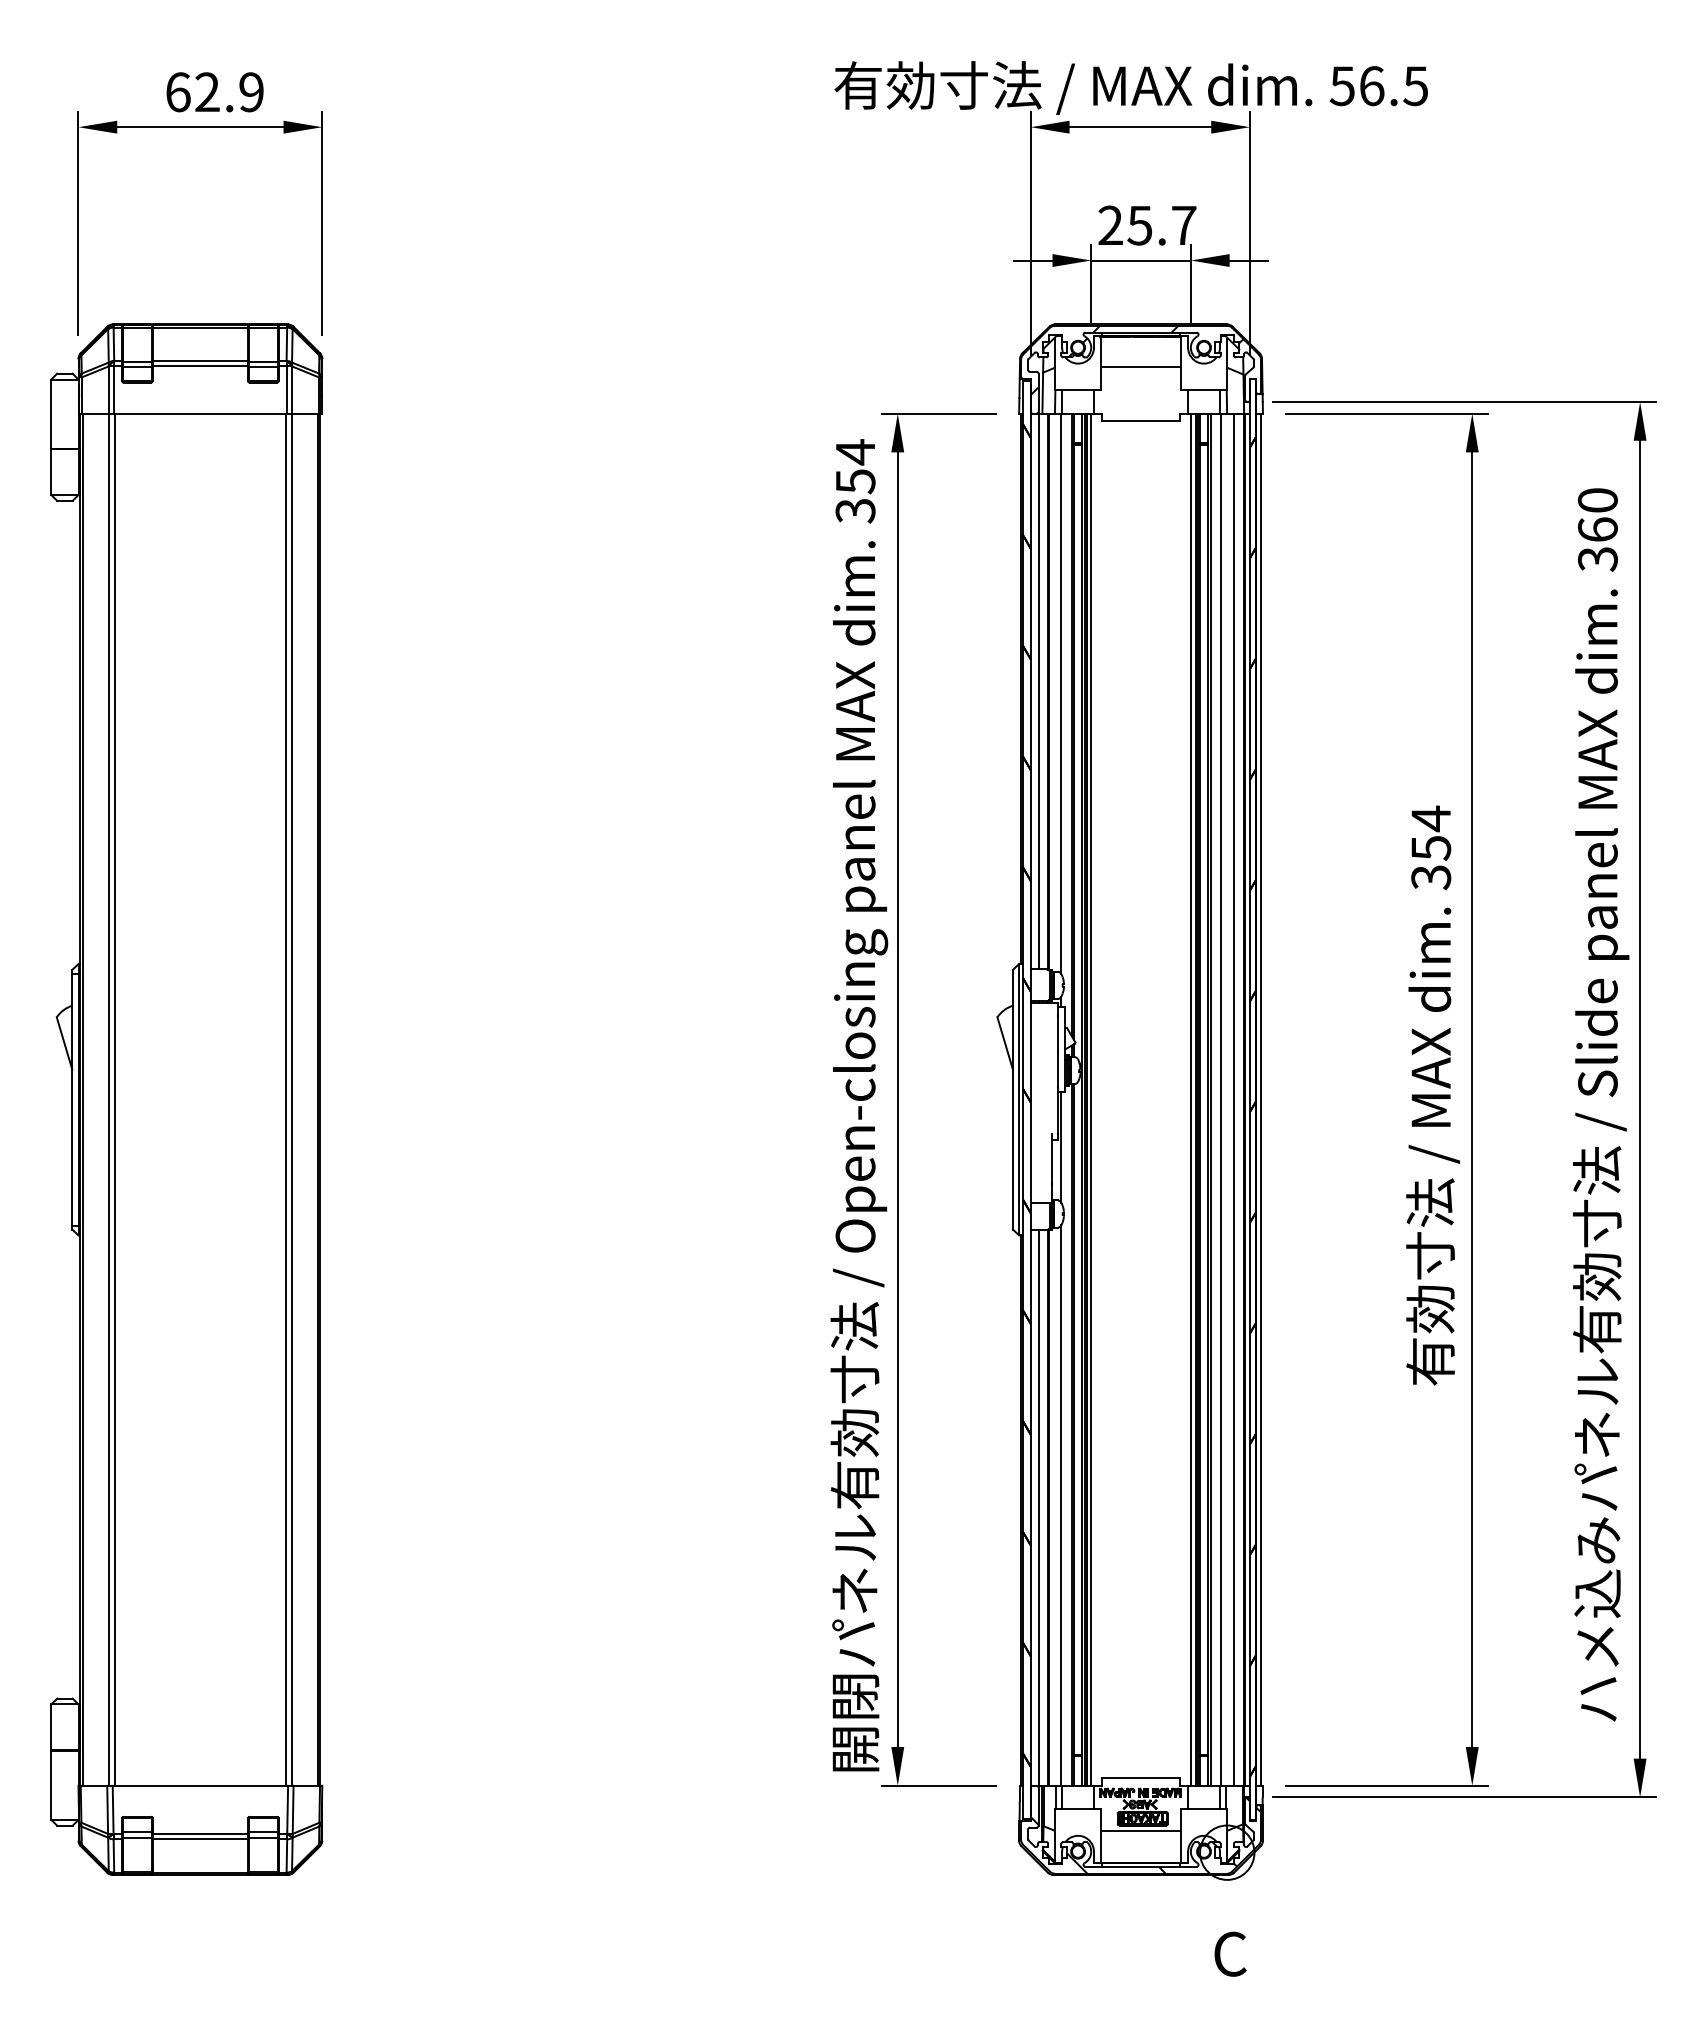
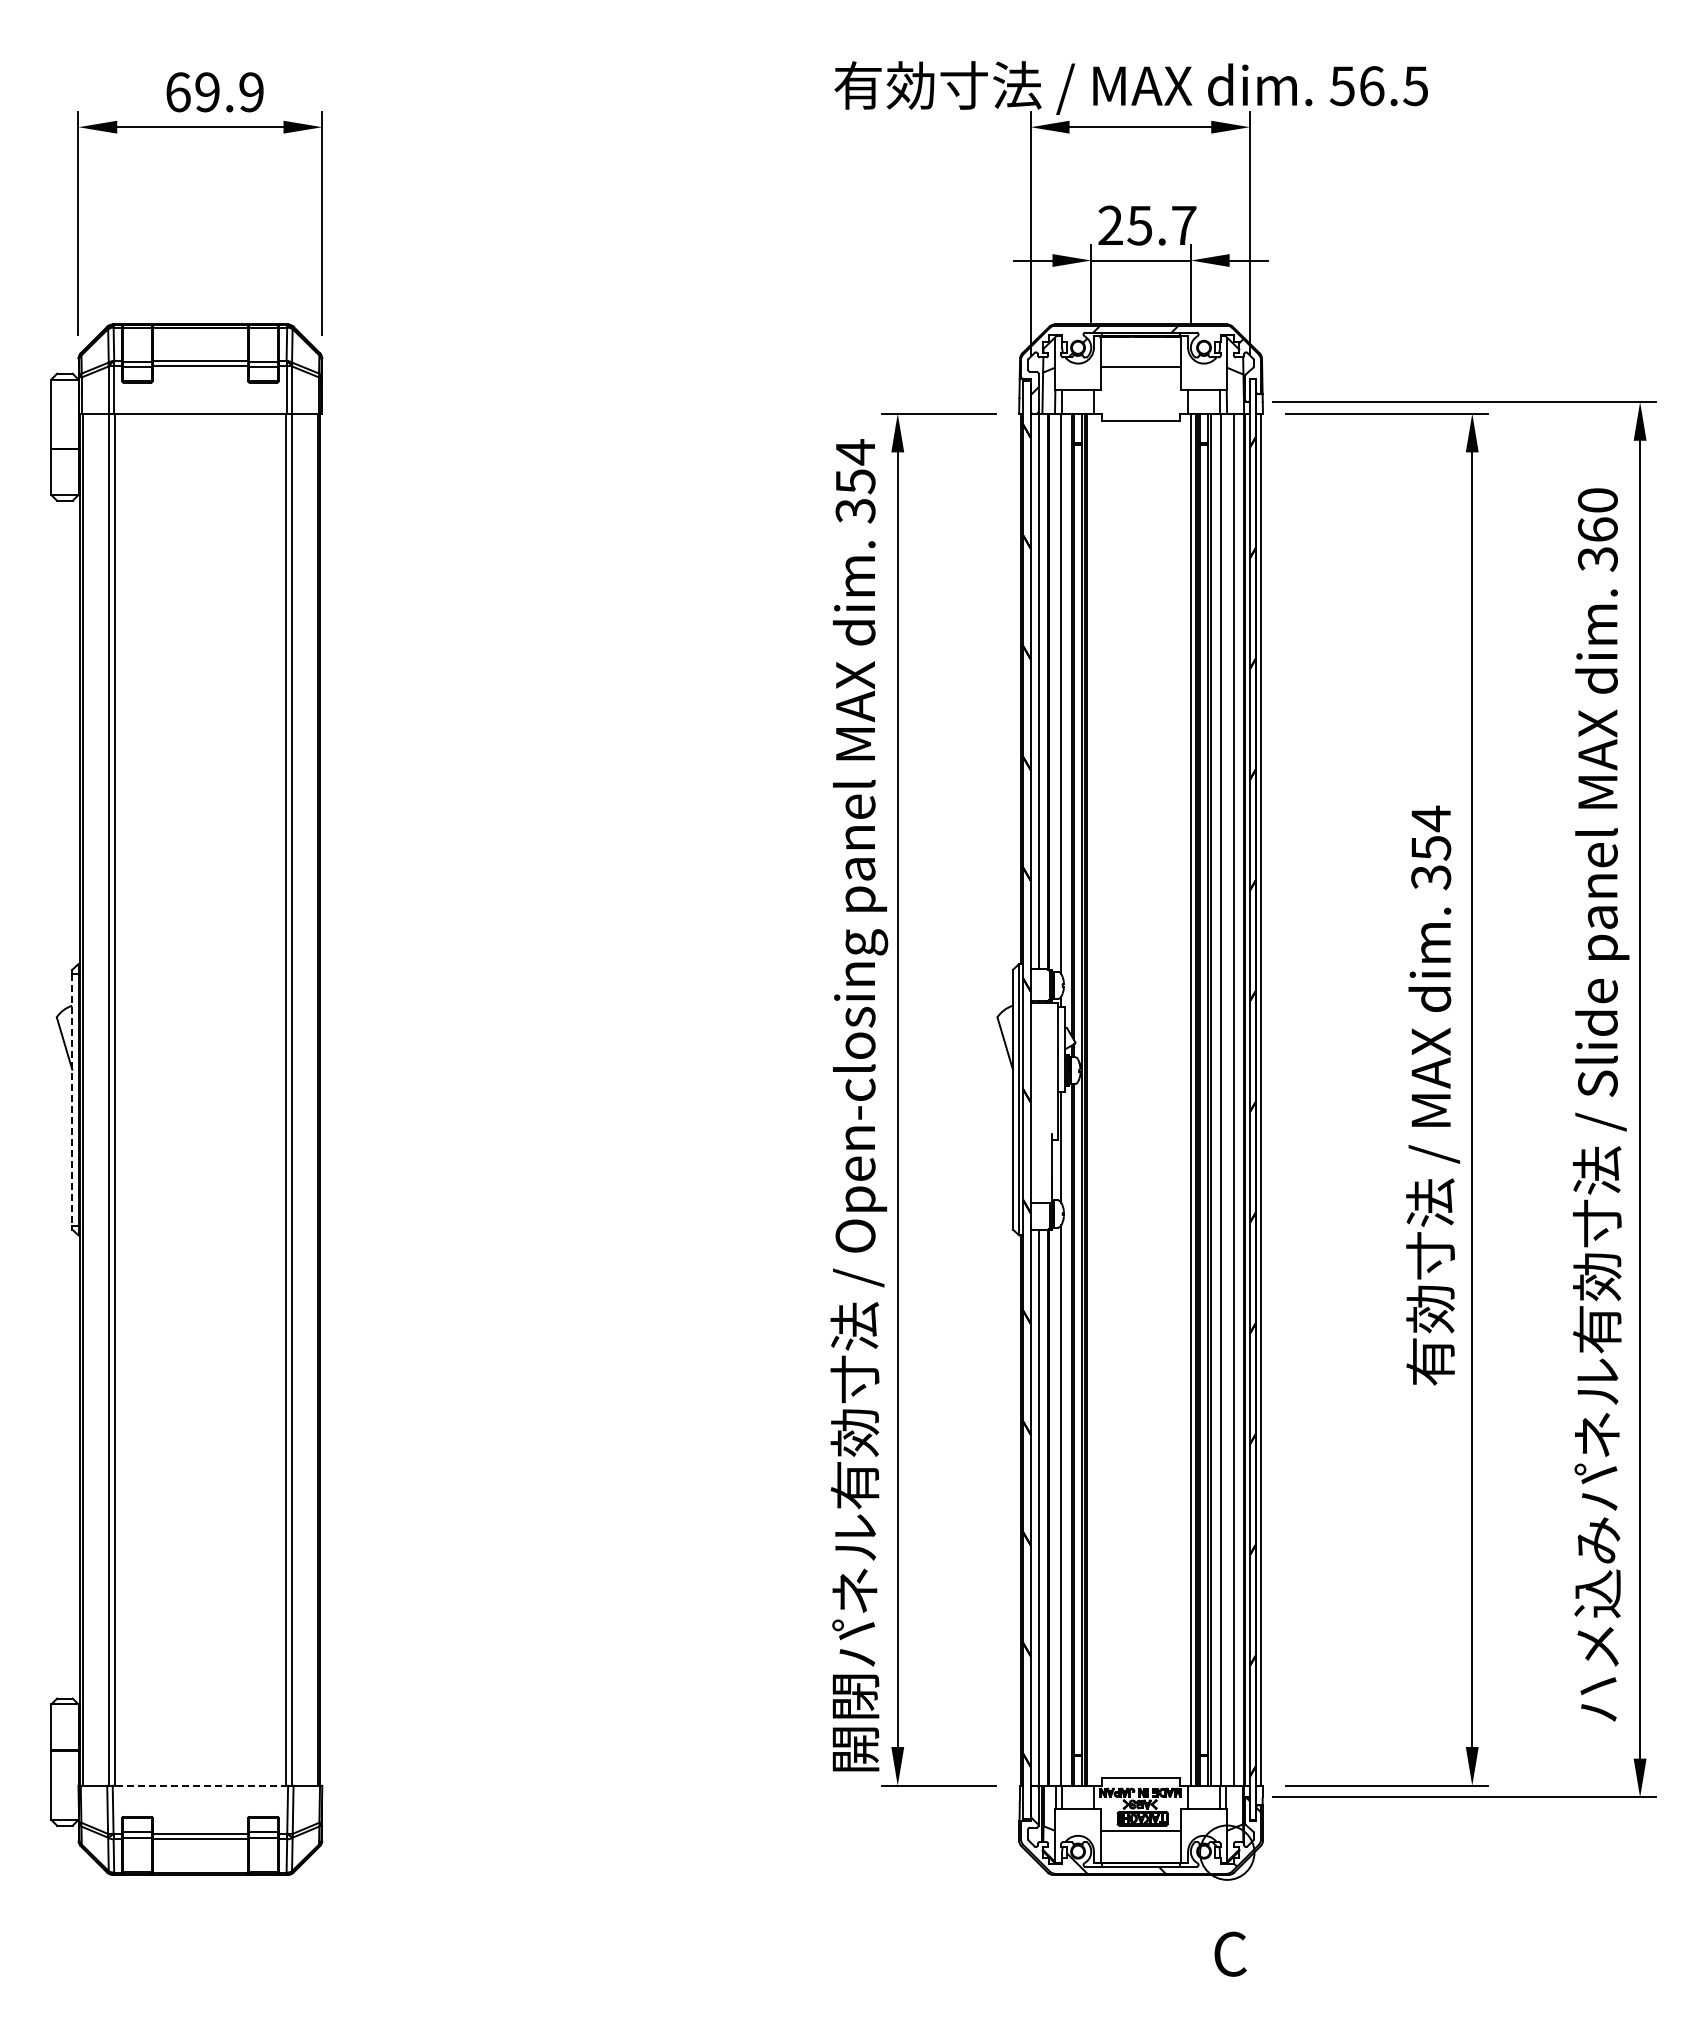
text: 62.9 -> 69.9 (207, 92)
line: solid -> dashed (72, 1099)
line: present -> none (1091, 1099)
line: solid -> dashed (200, 1785)
